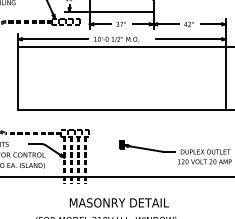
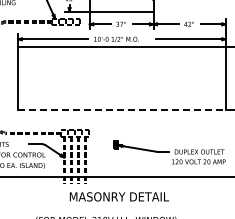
line: solid -> dashed (122, 110)
part position: (175, 152) -> (169, 152) (169, 152)
text position: (118, 202) -> (118, 196) (118, 196)
